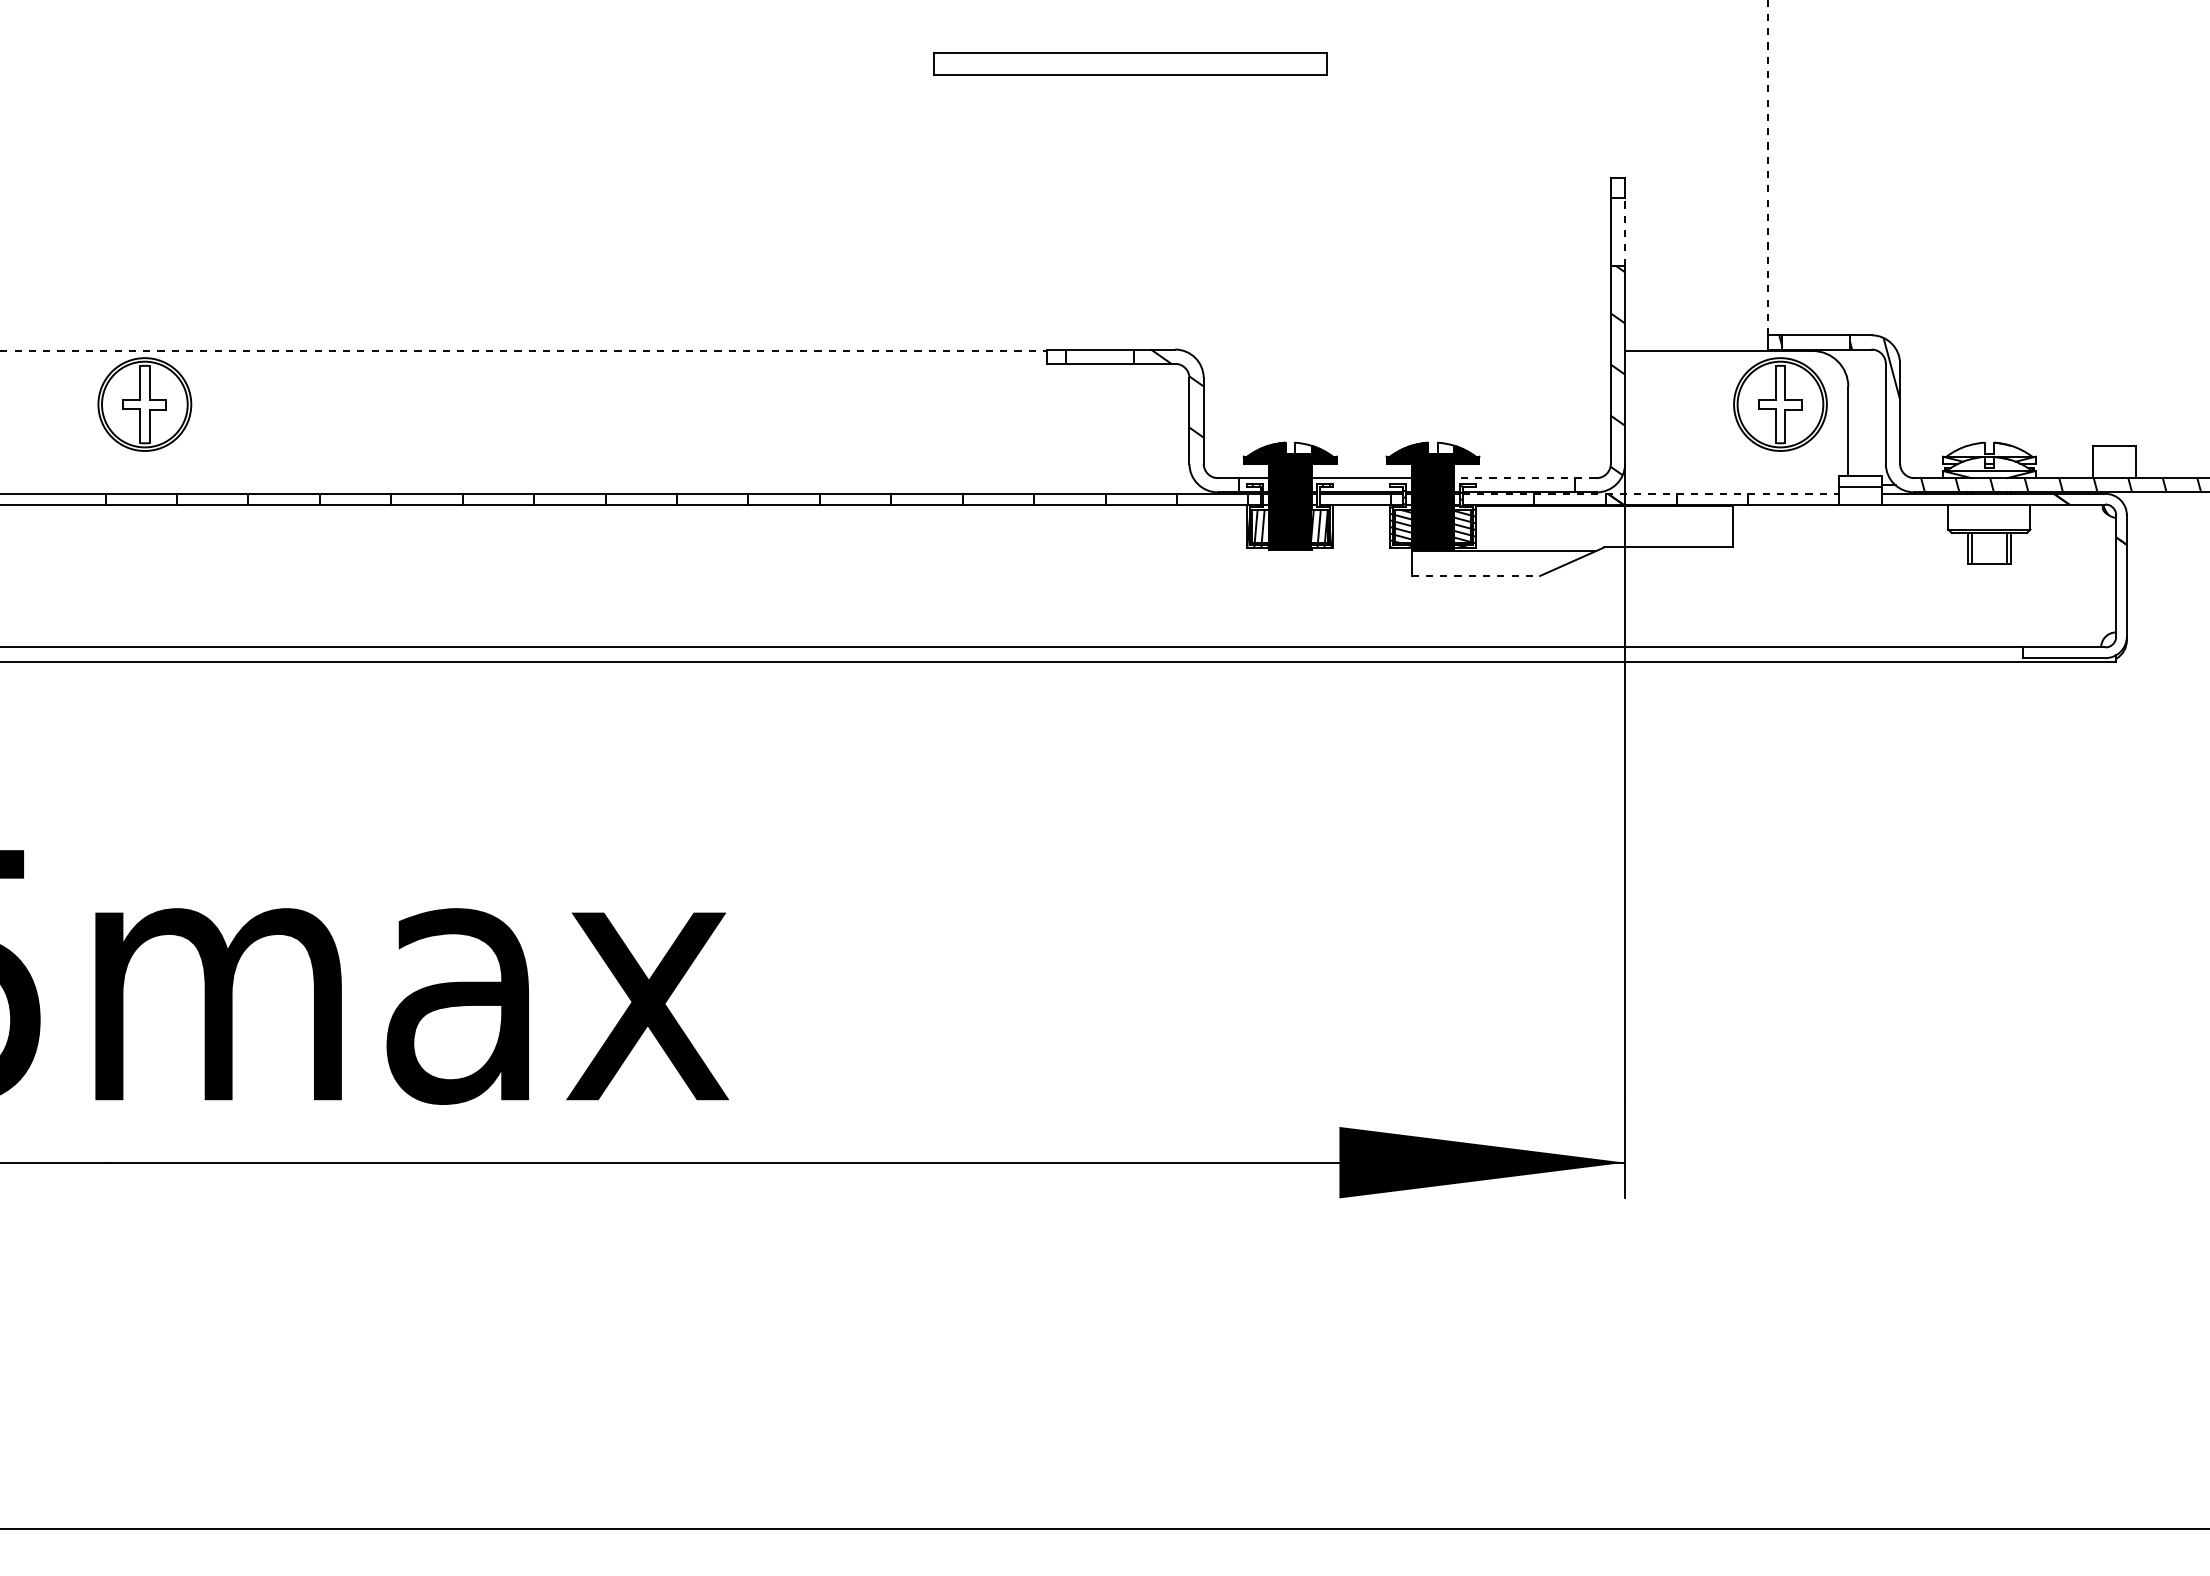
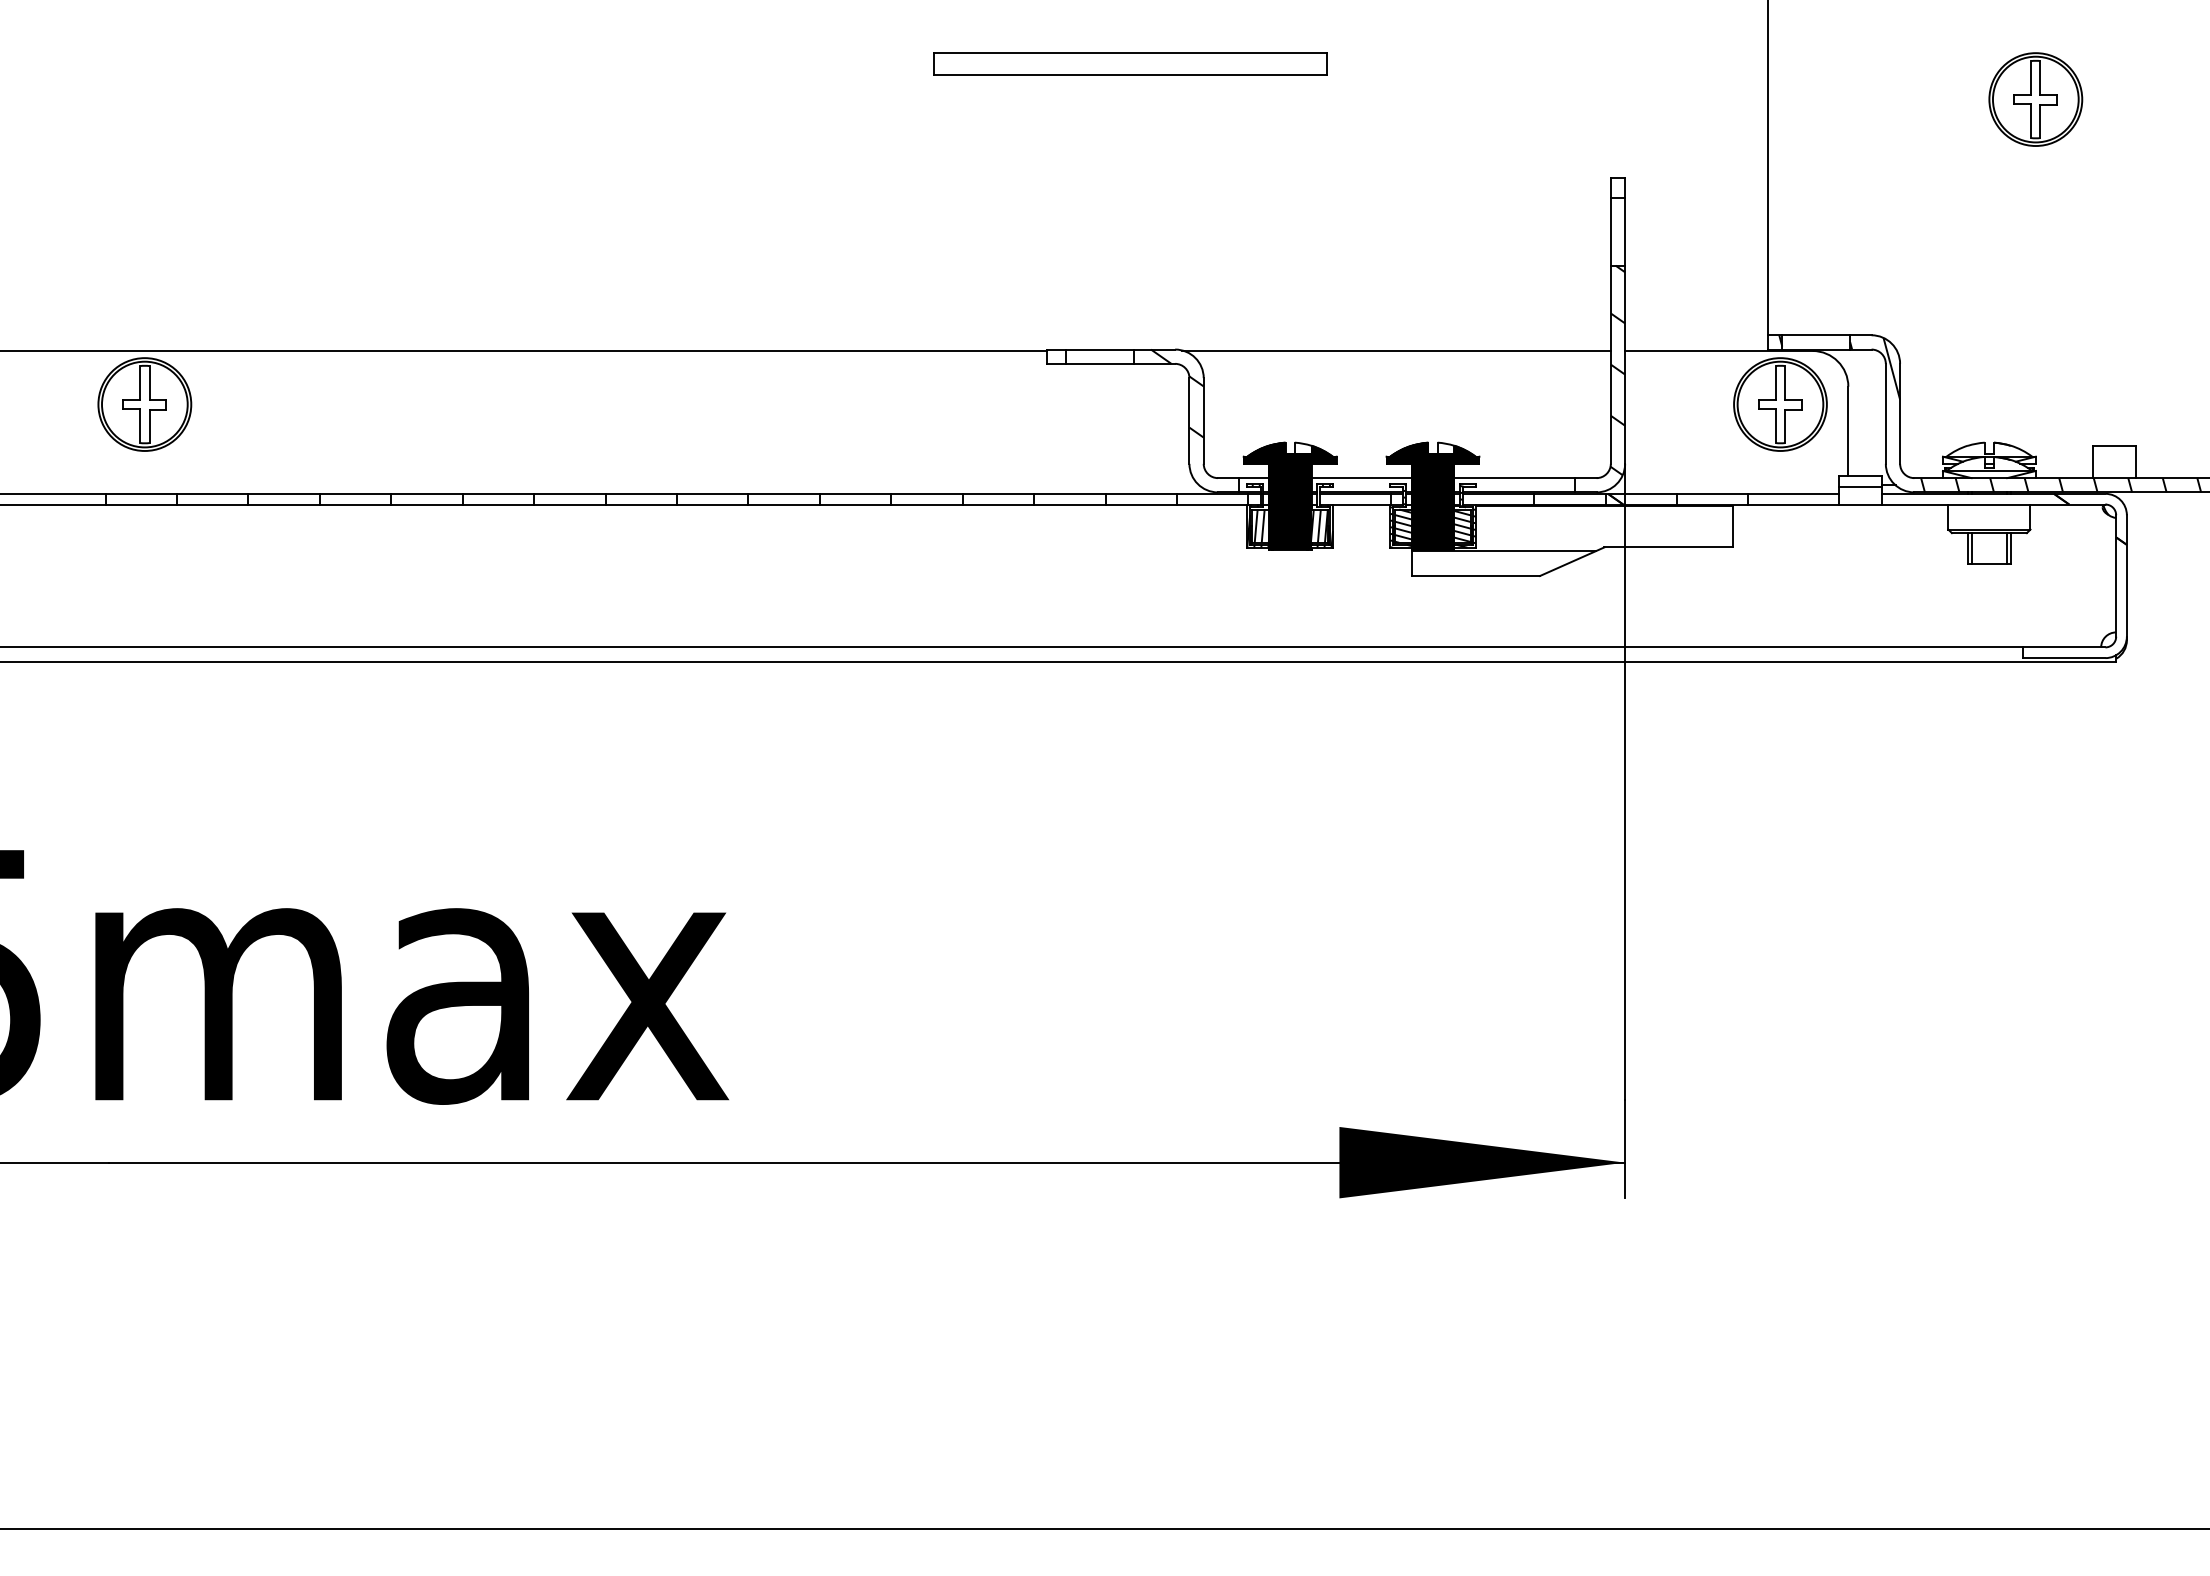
part: none -> present (2035, 99)
line: dashed -> solid (1767, 168)
line: dashed -> solid (1625, 231)
line: dashed -> solid (523, 351)
line: none -> present (1396, 351)
line: dashed -> solid (1525, 478)
line: dashed -> solid (1651, 493)
line: dashed -> solid (1476, 575)
